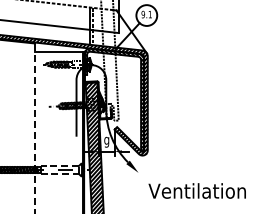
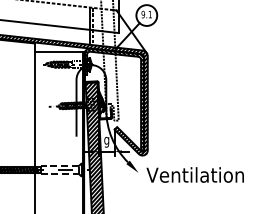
line: dashed -> solid (35, 128)
text position: (196, 190) -> (194, 174) (194, 174)
